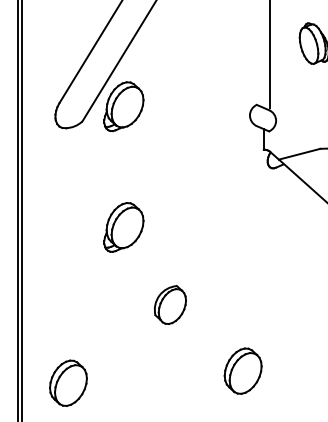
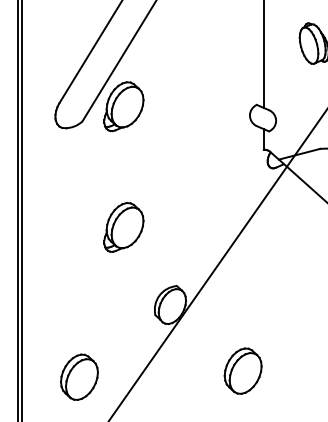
line position: (269, 54) -> (263, 54) (263, 54)
line: none -> present (217, 265)
part position: (68, 382) -> (79, 376) (79, 376)
